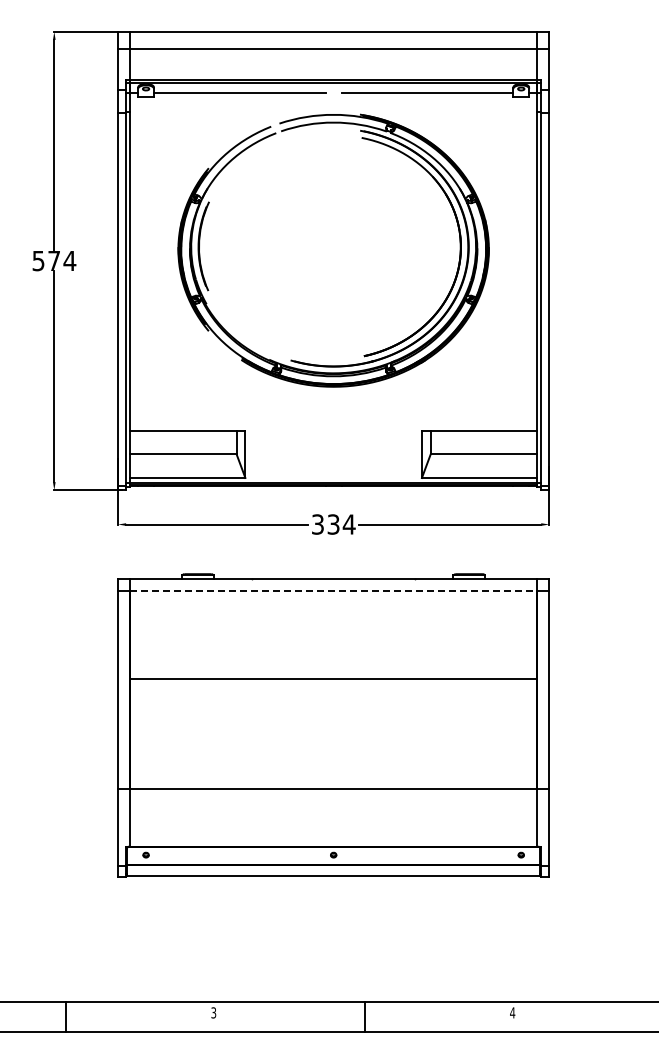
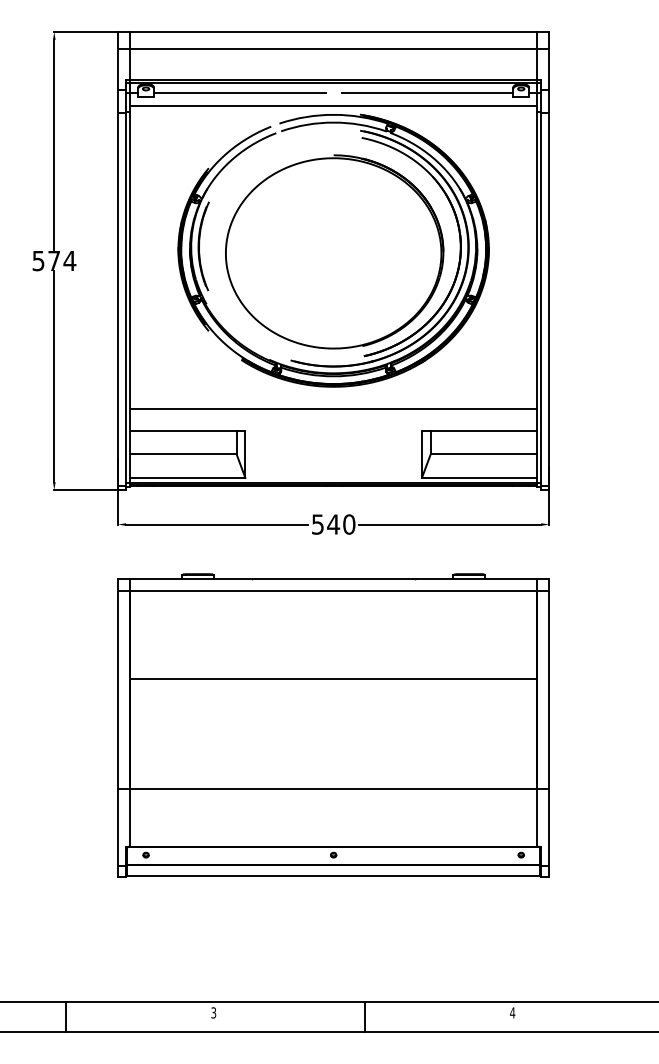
line: none -> present (333, 105)
part: none -> present (334, 251)
line: none -> present (333, 408)
text: 334 -> 540 (333, 524)
line: dashed -> solid (333, 590)
